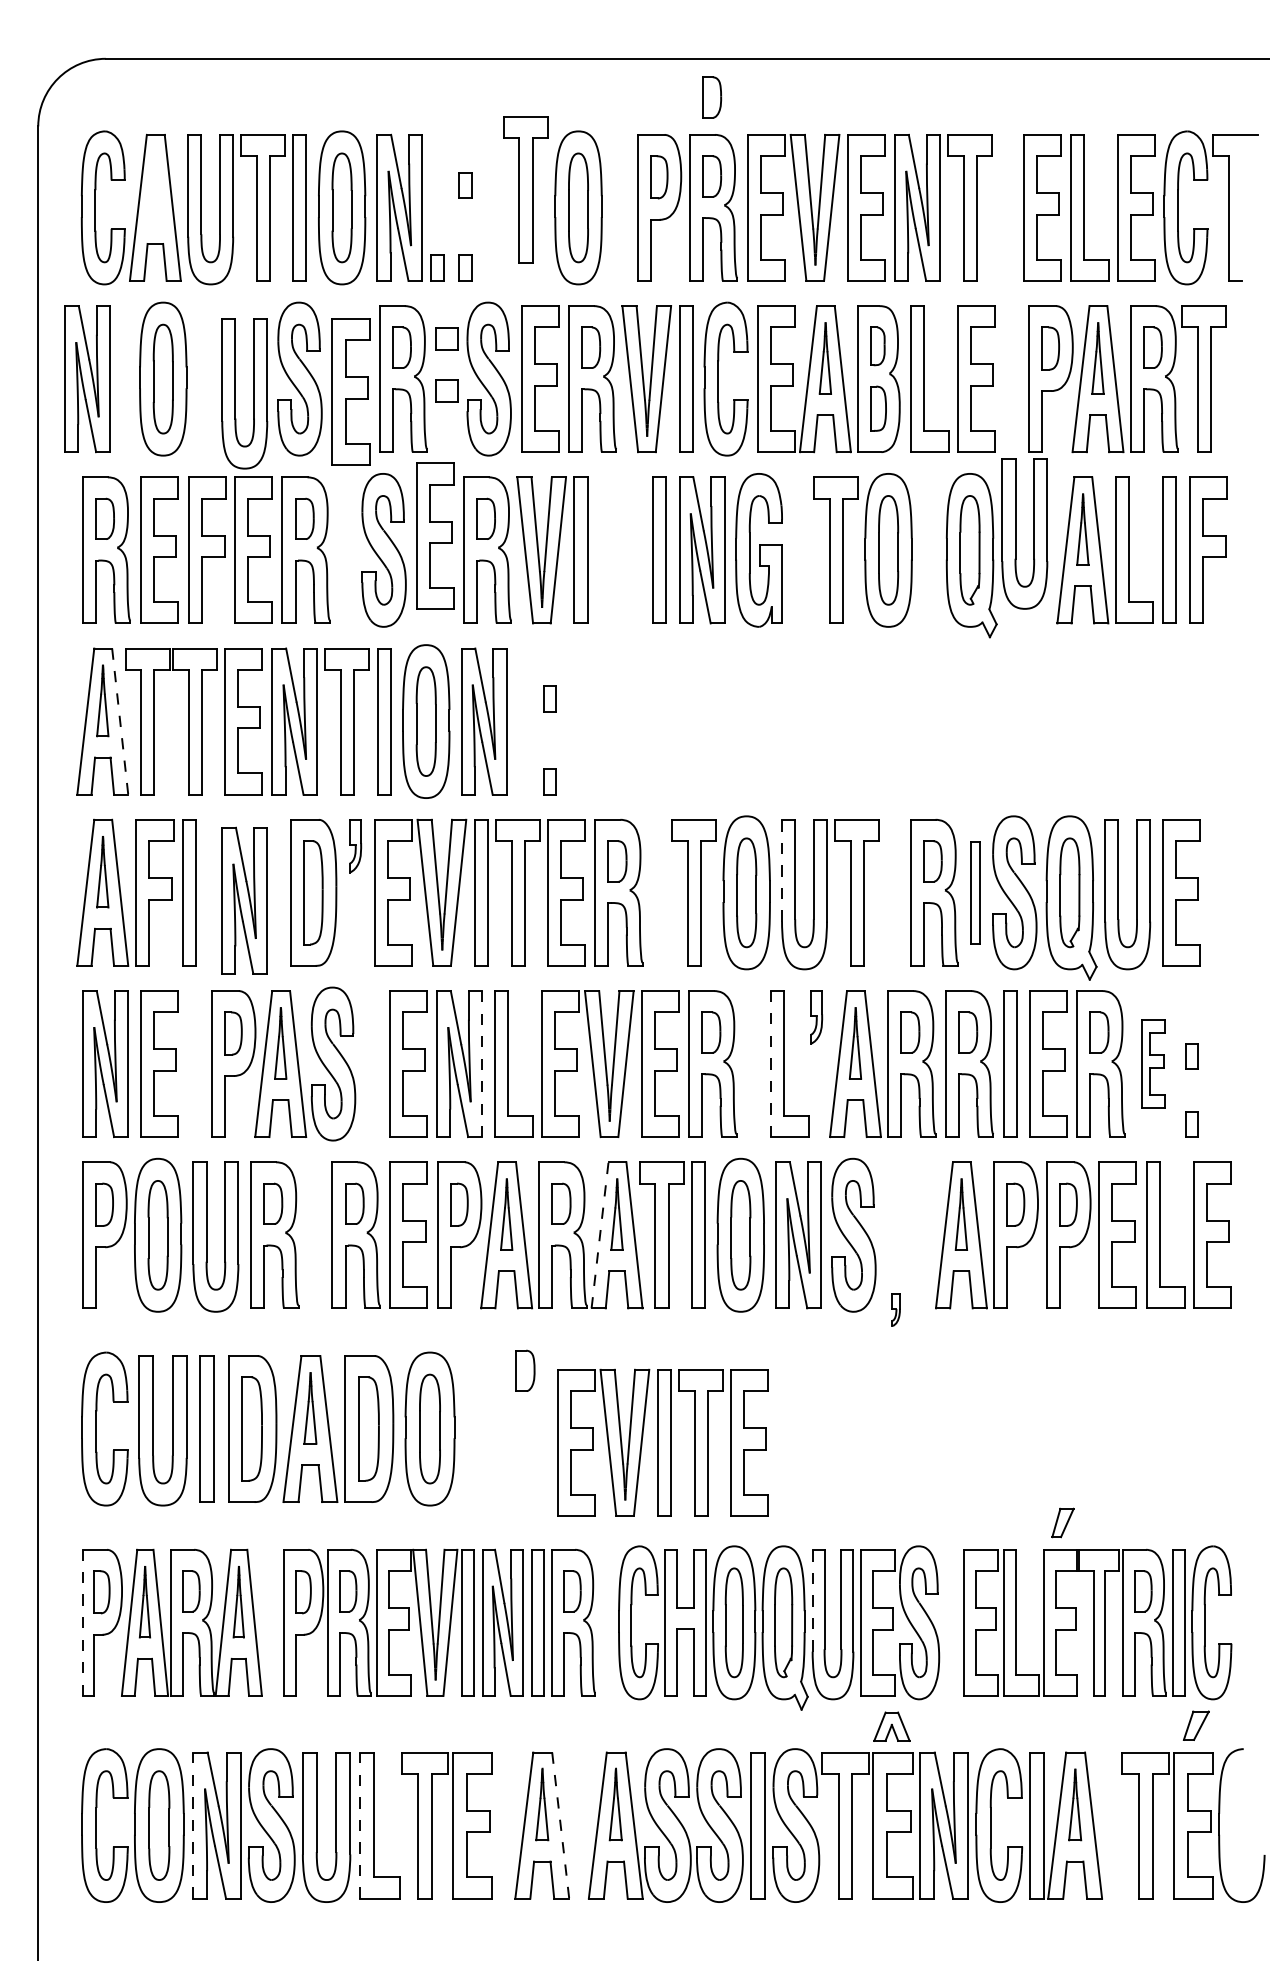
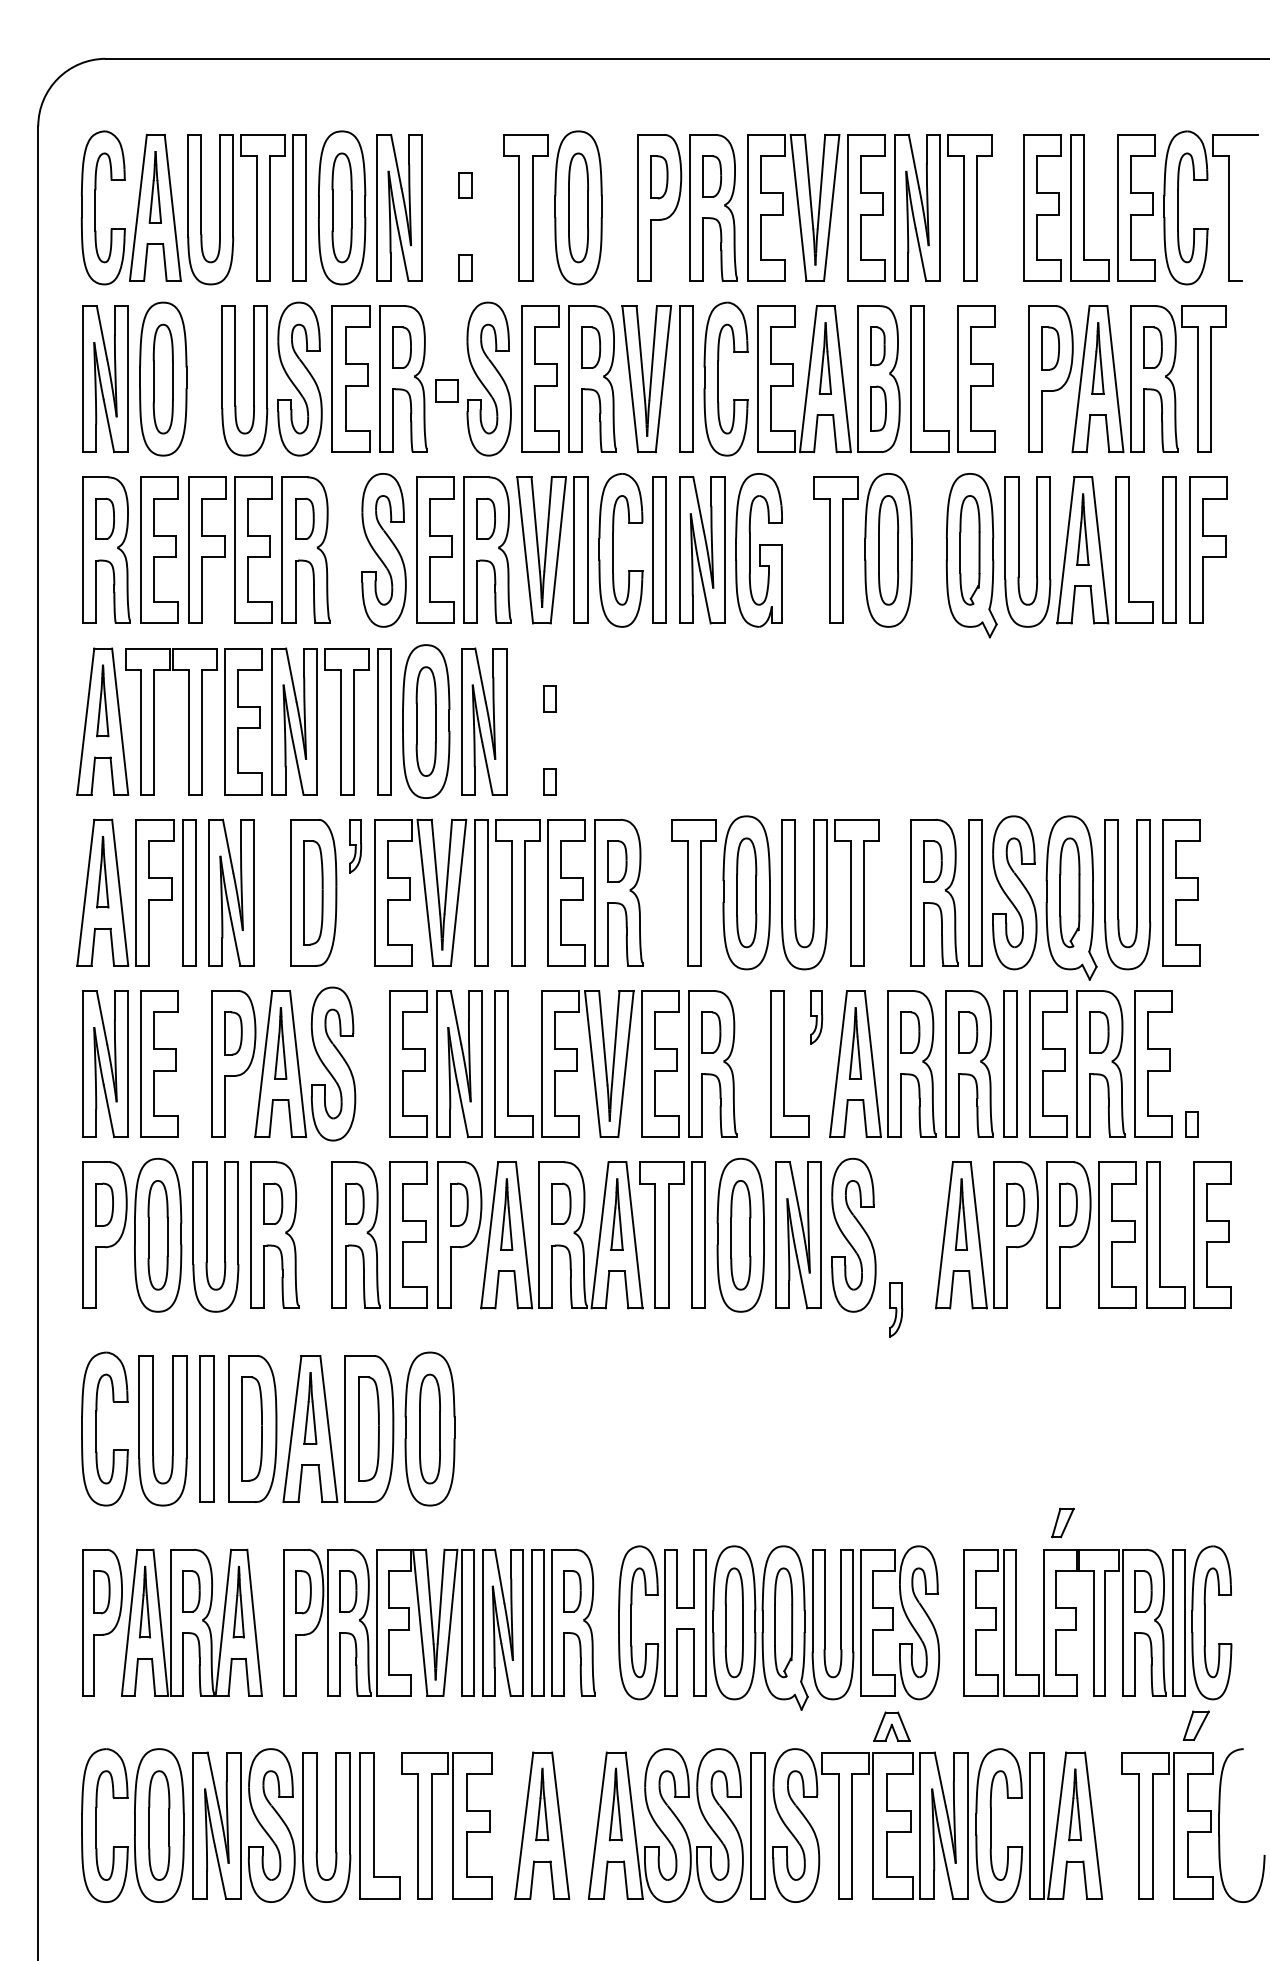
part: present -> none (712, 97)
part: none -> present (154, 187)
part position: (525, 189) -> (525, 207) (525, 207)
part: present -> none (437, 267)
part: present -> none (446, 338)
part position: (87, 379) -> (105, 379) (105, 379)
part position: (350, 391) -> (350, 378) (350, 378)
part position: (235, 393) -> (235, 380) (235, 380)
part position: (1016, 533) -> (1019, 551) (1019, 551)
part position: (435, 535) -> (435, 549) (435, 549)
part: none -> present (613, 550)
line: dashed -> solid (120, 722)
line: dashed -> solid (782, 870)
part size: 11x104 px -> 15x148 px (975, 892)
part position: (244, 900) -> (231, 892) (231, 892)
part: present -> none (1191, 1056)
line: dashed -> solid (770, 1063)
part size: 25x90 px -> 39x148 px (1153, 1063)
line: dashed -> solid (482, 1064)
line: dashed -> solid (600, 1235)
part size: 10x34 px -> 15x56 px (896, 1309)
part: present -> none (525, 1370)
part: present -> none (662, 1442)
line: dashed -> solid (812, 1600)
line: dashed -> solid (82, 1622)
line: dashed -> solid (193, 1825)
line: dashed -> solid (360, 1825)
line: dashed -> solid (560, 1825)
